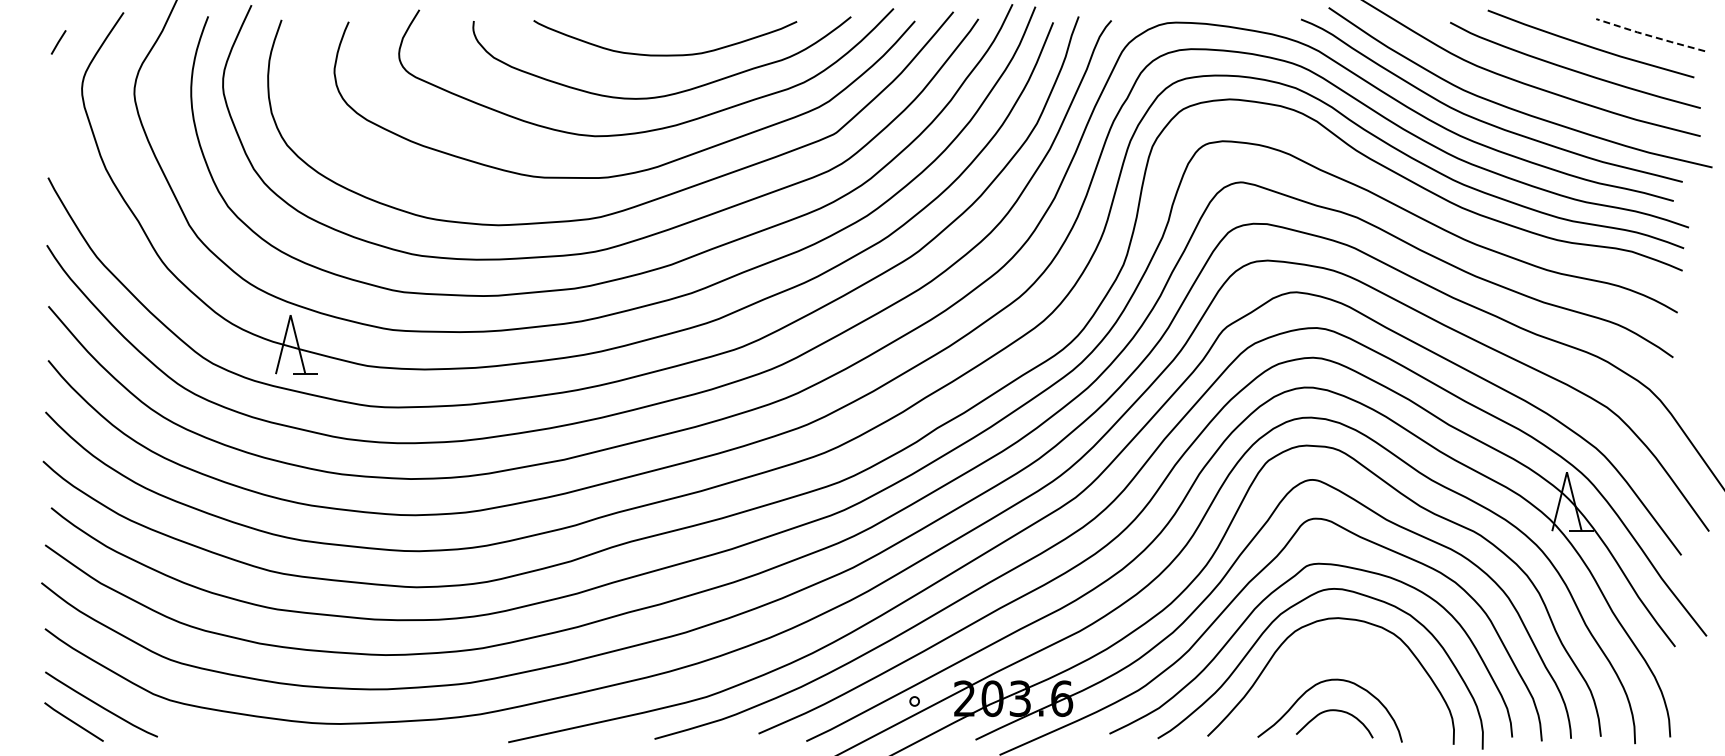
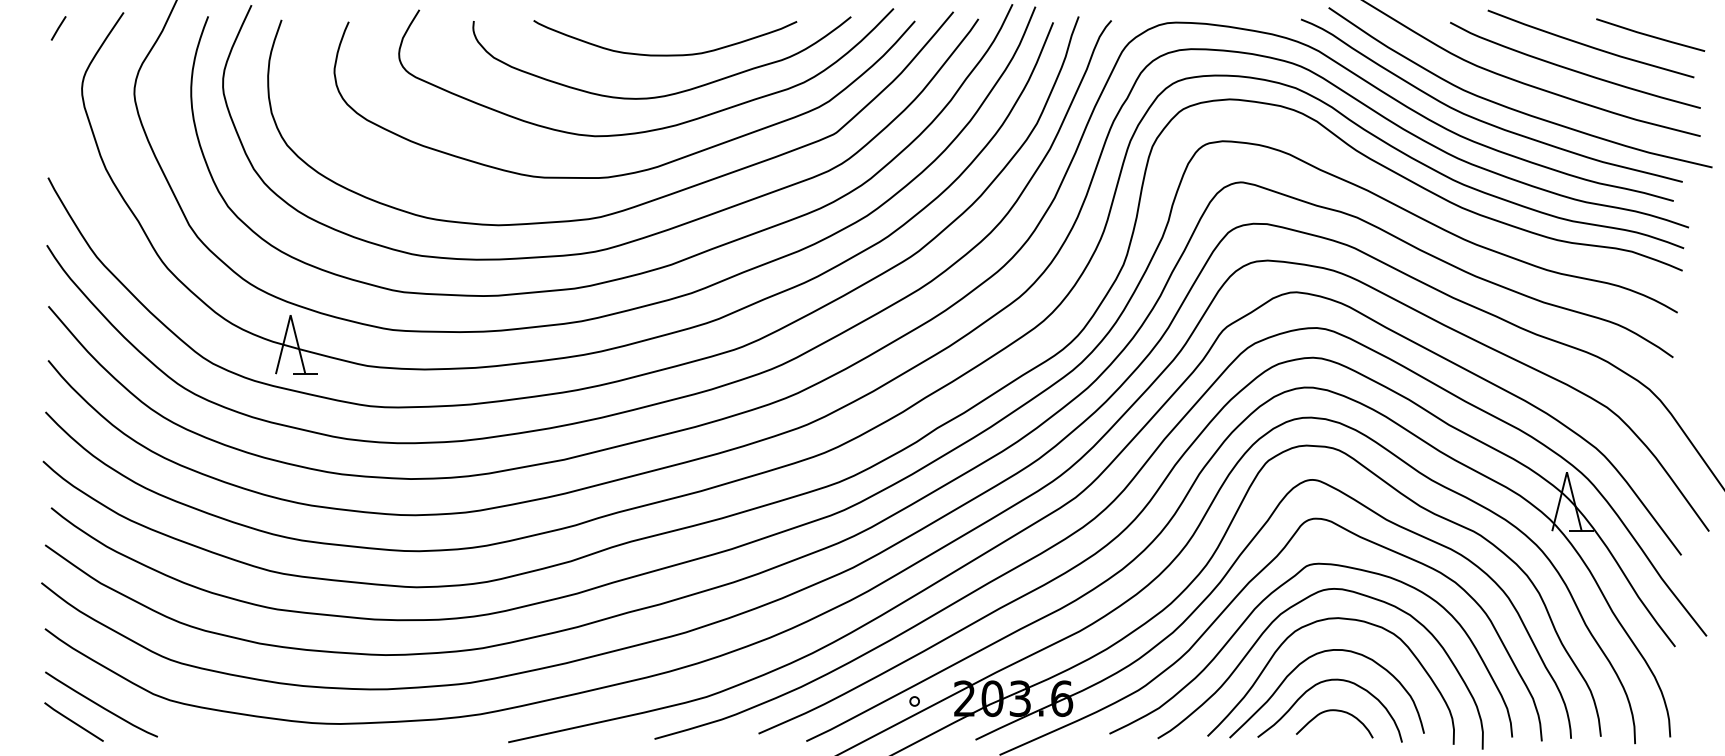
line: dashed -> solid (1650, 36)
line position: (58, 42) -> (58, 28) (58, 28)
curve: none -> present (1304, 662)
